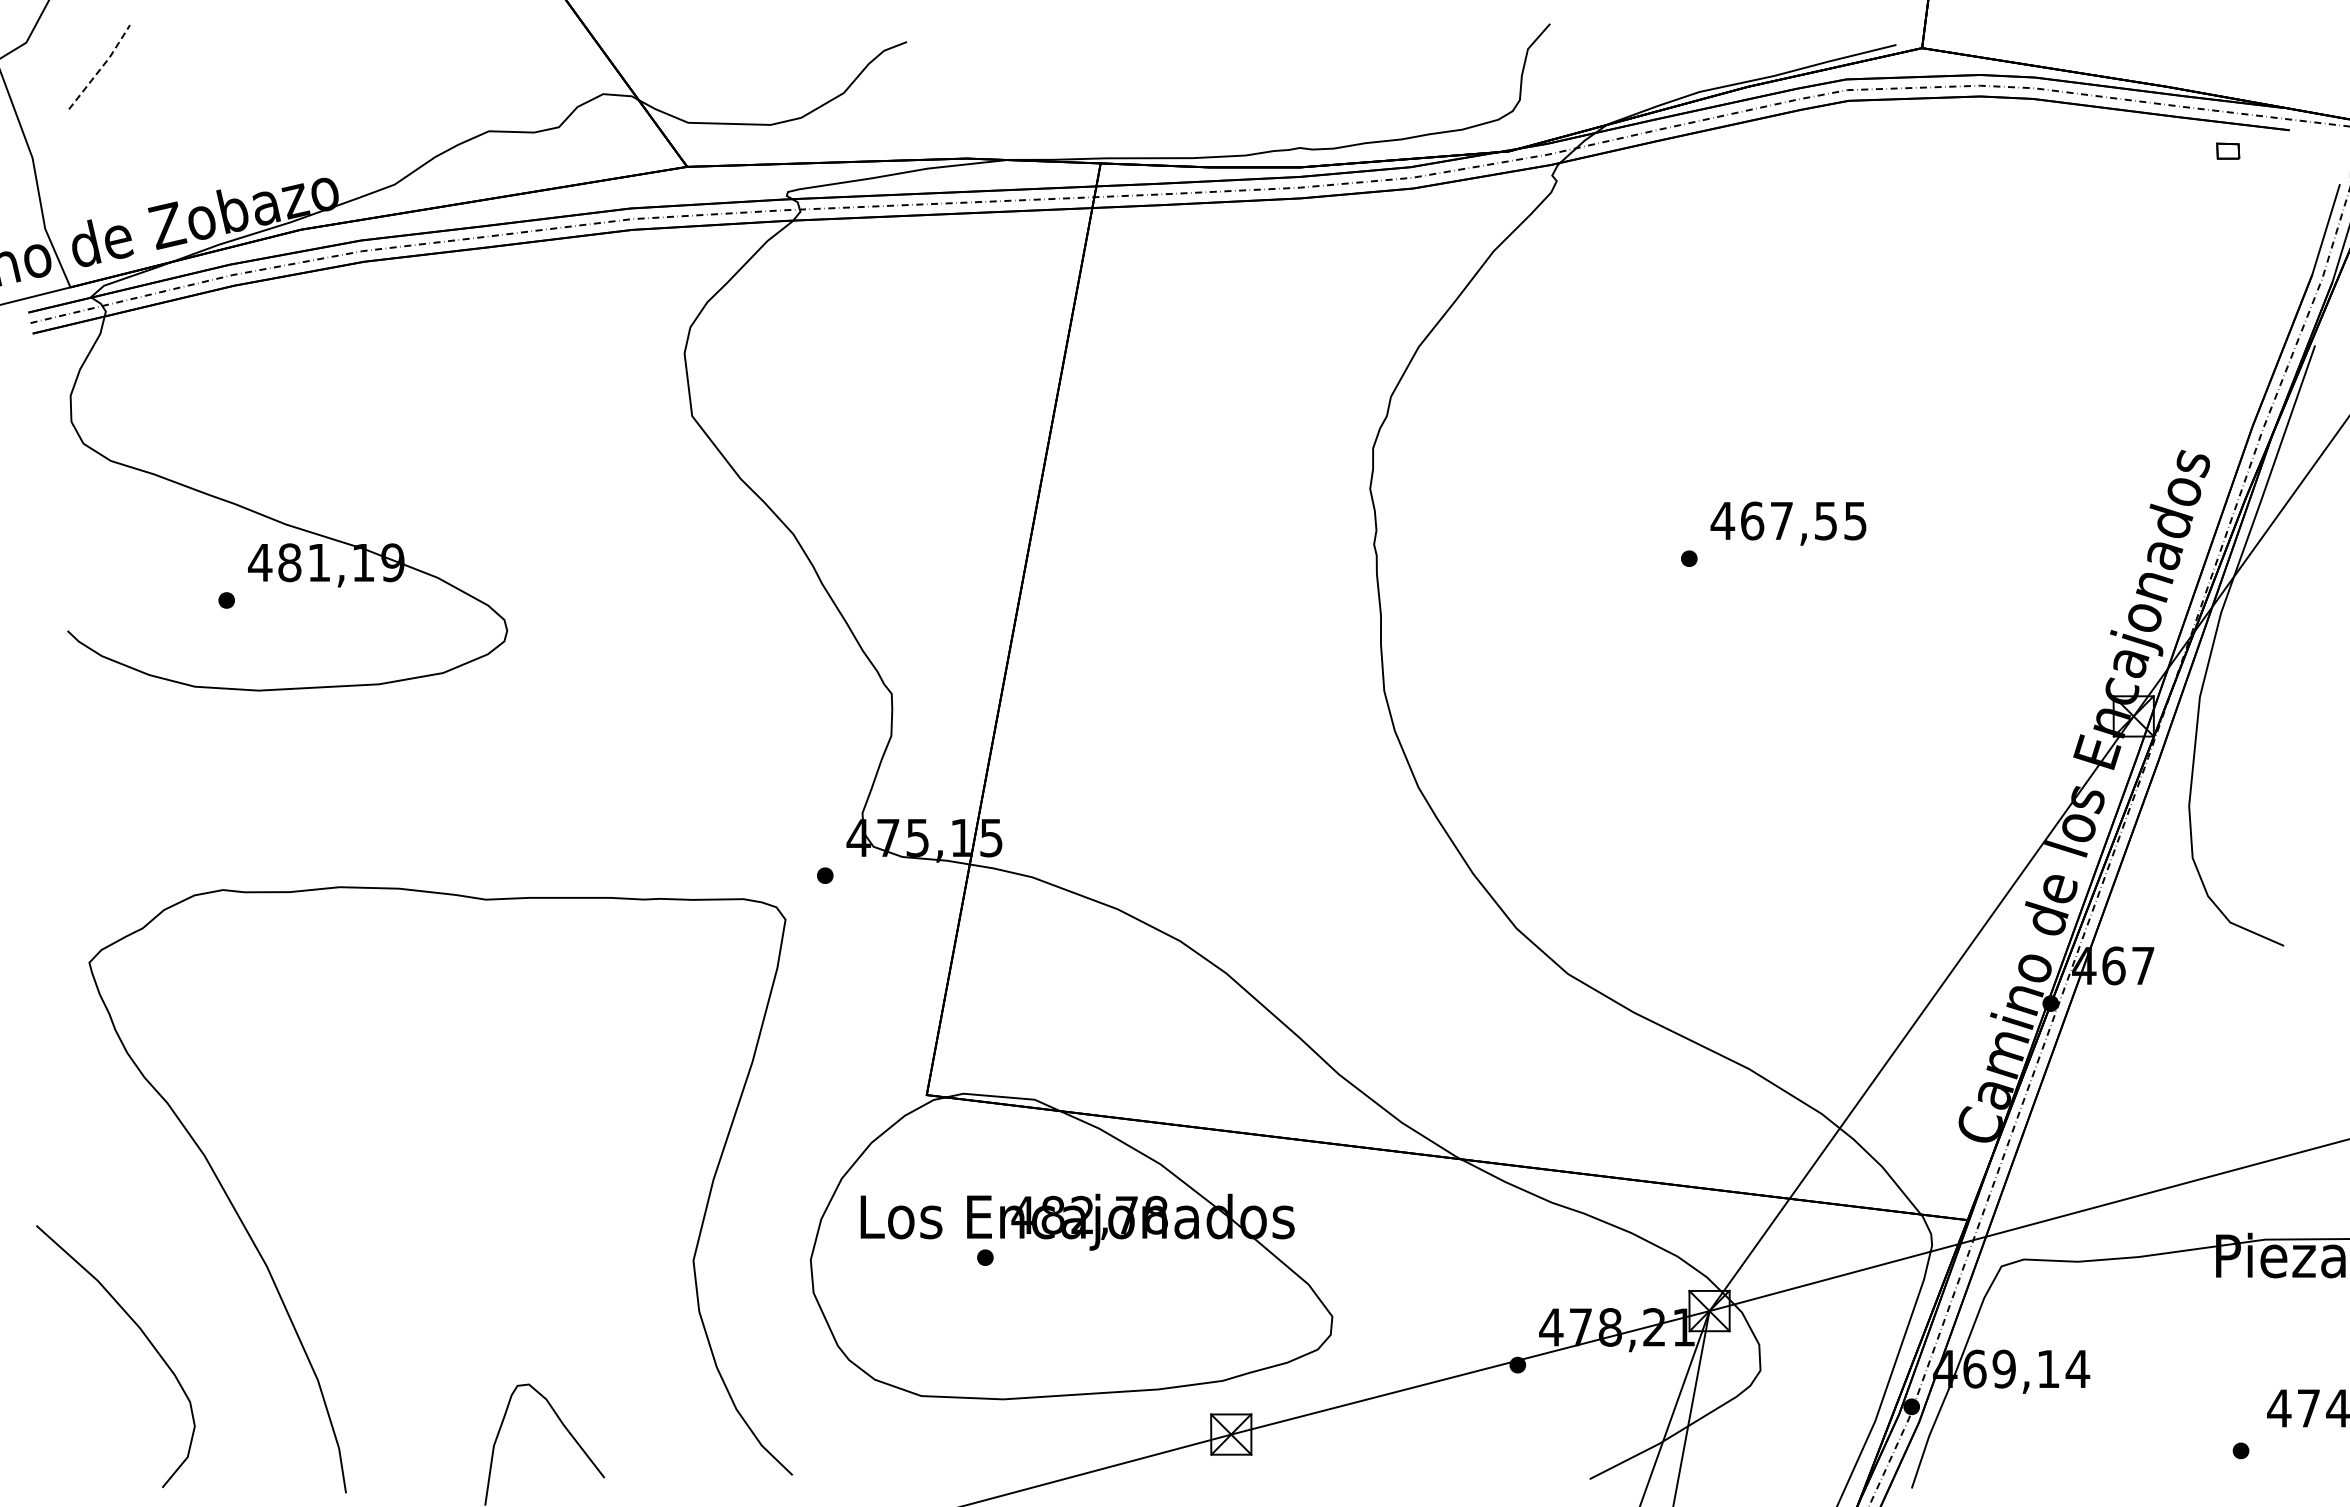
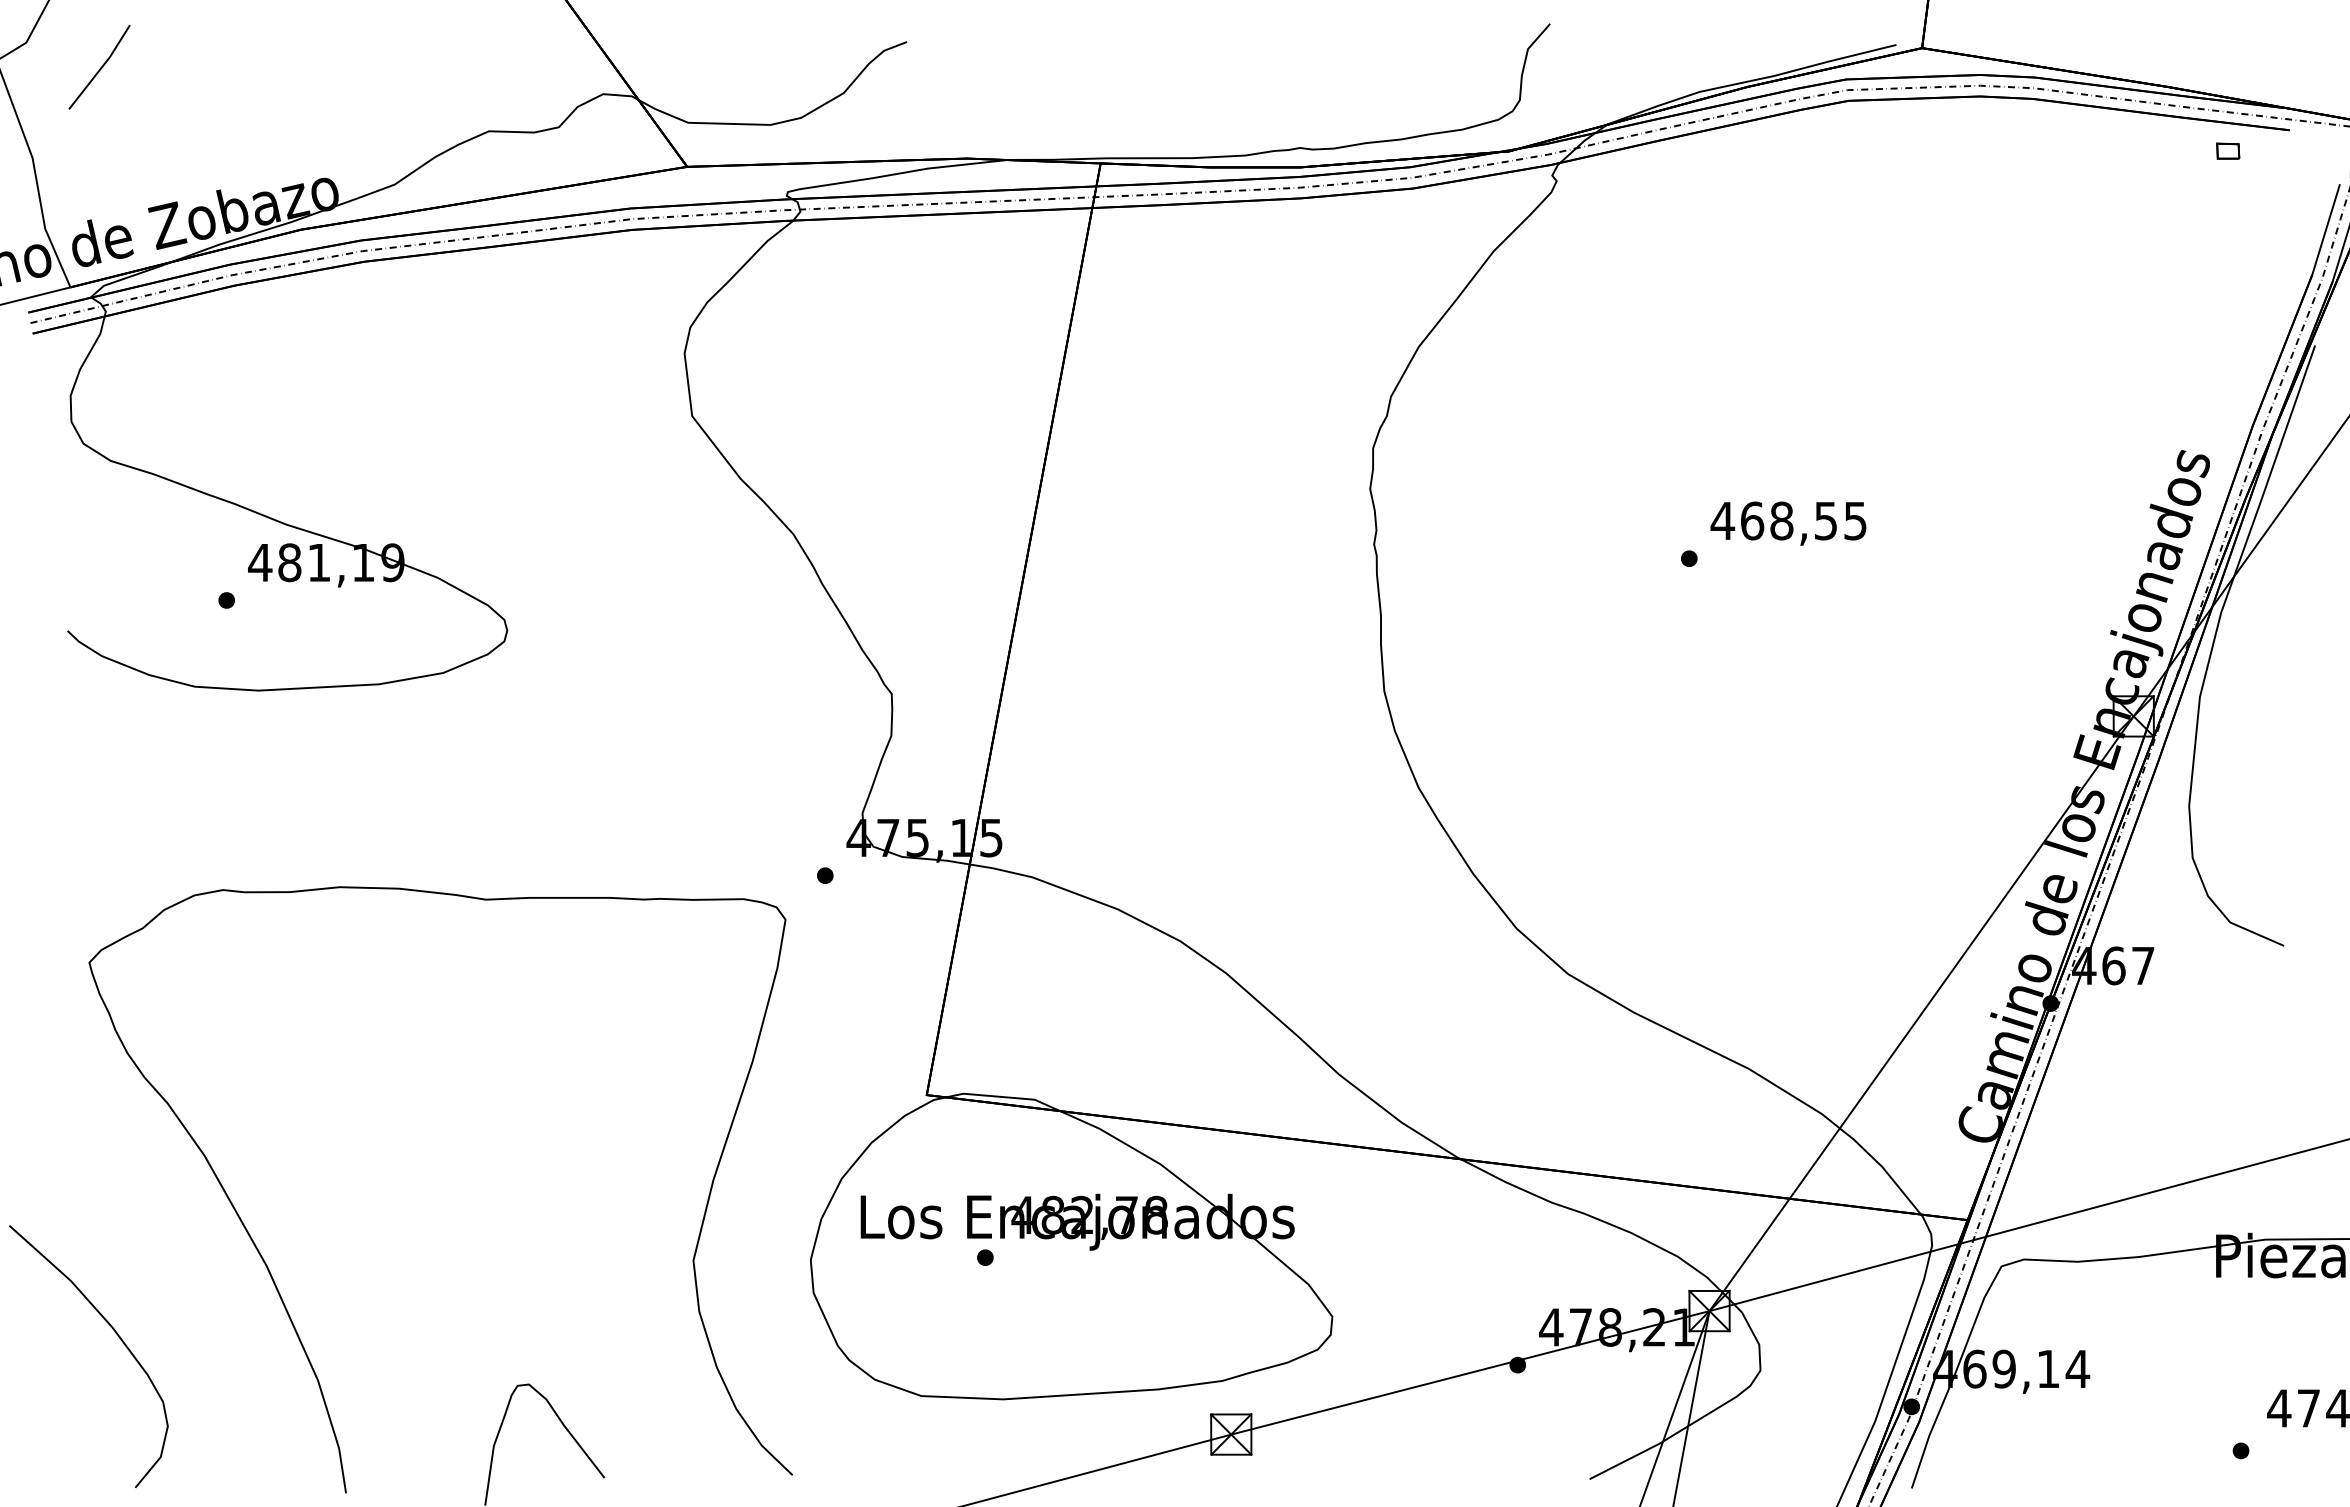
line: dashed -> solid (101, 68)
text: 467,55 -> 468,55 (1781, 520)
curve position: (142, 1333) -> (115, 1333) (115, 1333)
